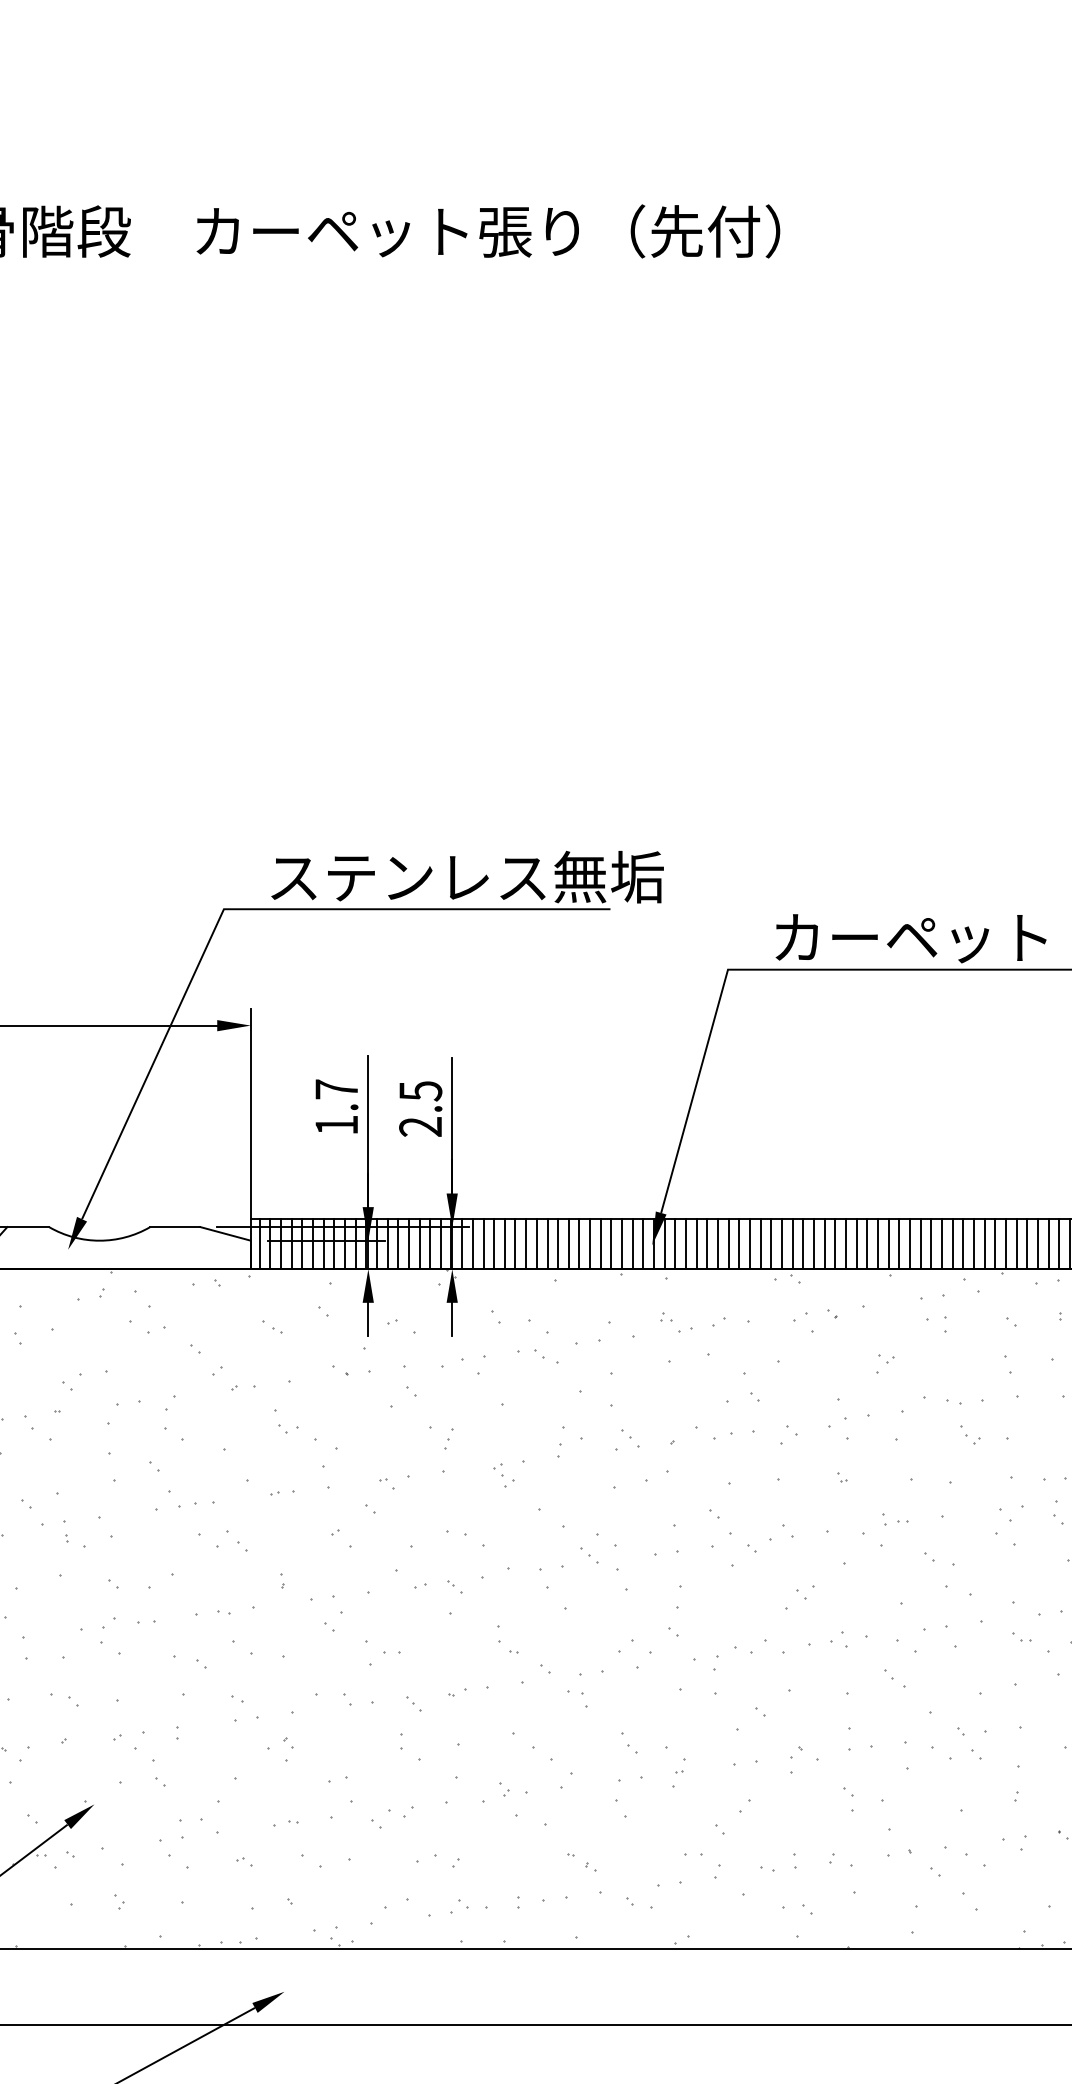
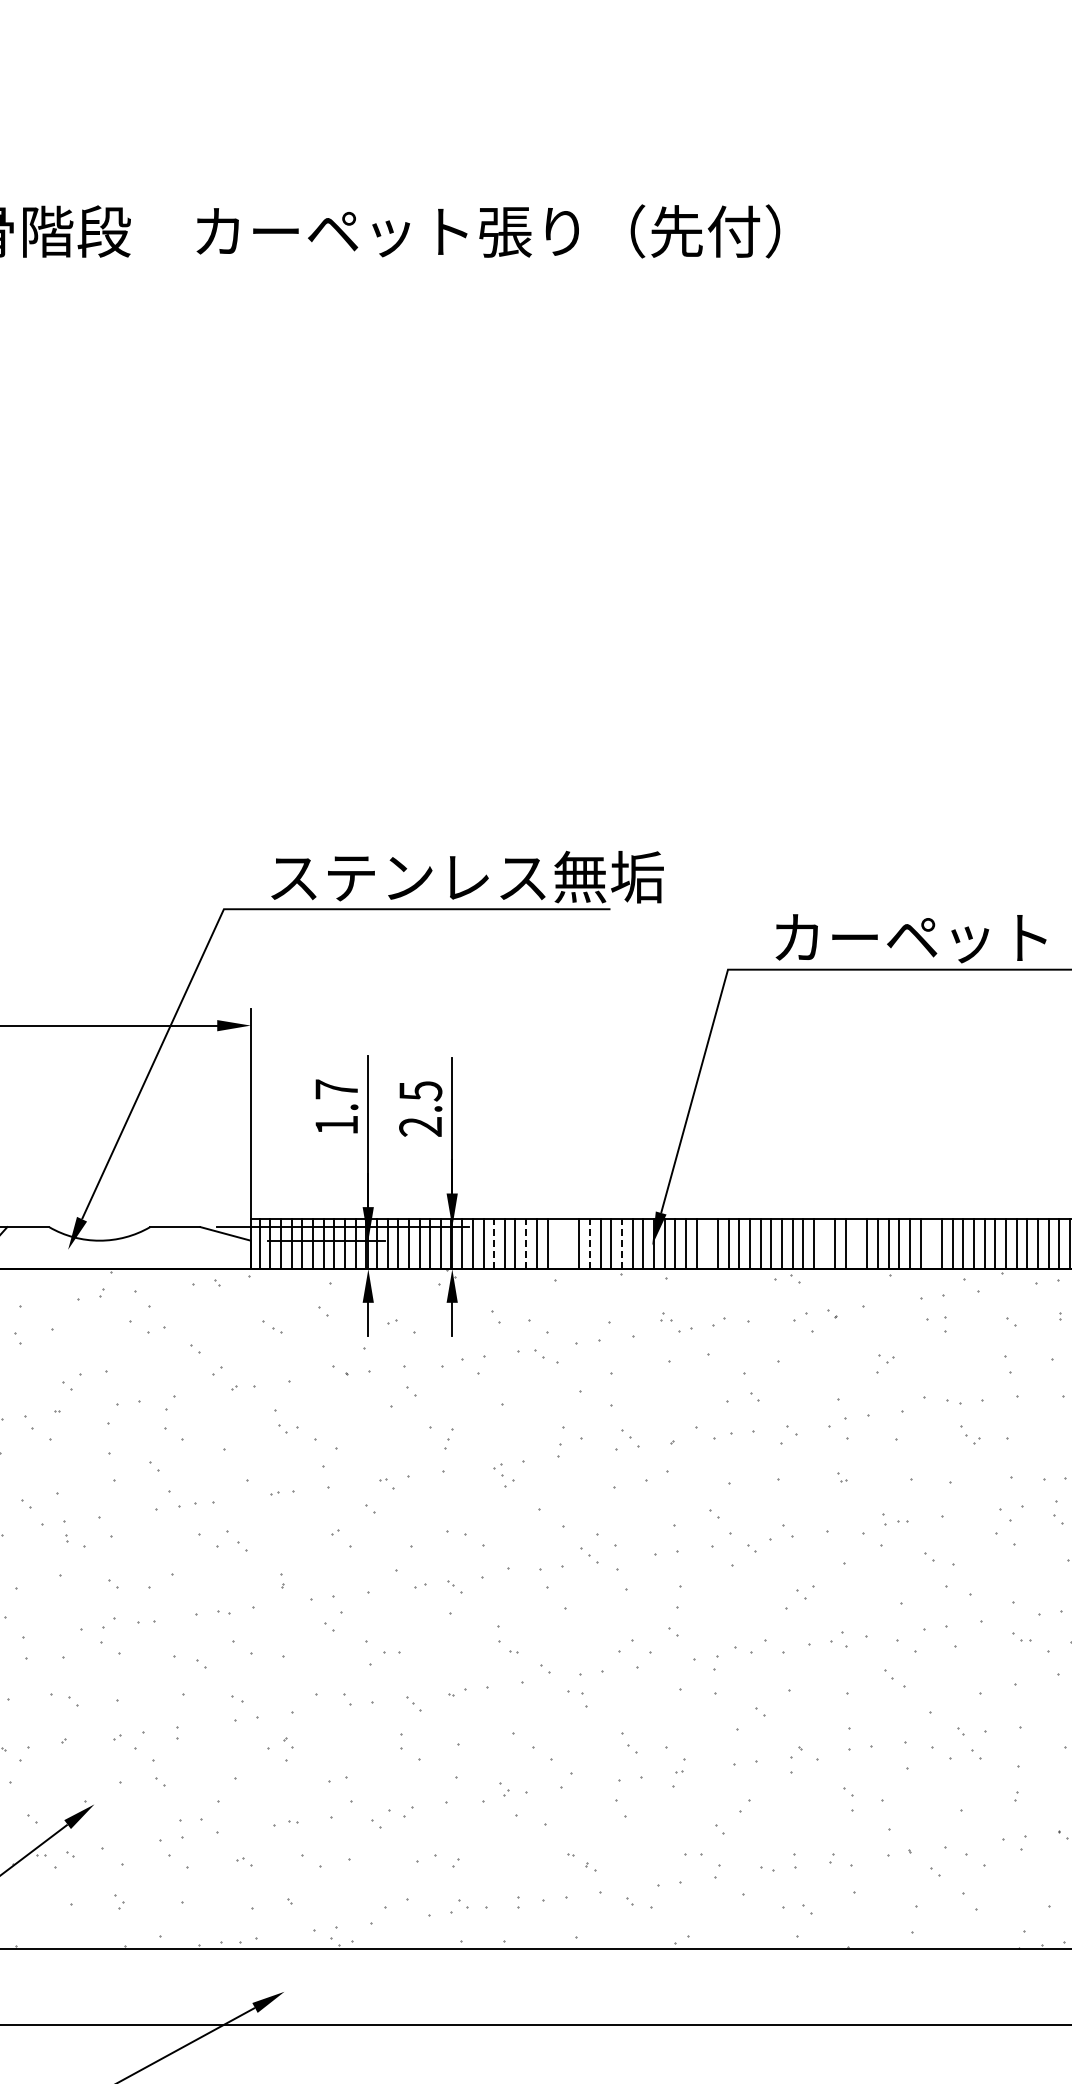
line: solid -> dashed (494, 1243)
line: solid -> dashed (526, 1243)
line: present -> none (558, 1243)
line: present -> none (568, 1243)
line: solid -> dashed (590, 1243)
line: solid -> dashed (622, 1243)
line: present -> none (707, 1243)
line: present -> none (824, 1243)
line: present -> none (856, 1243)
line: present -> none (931, 1243)
